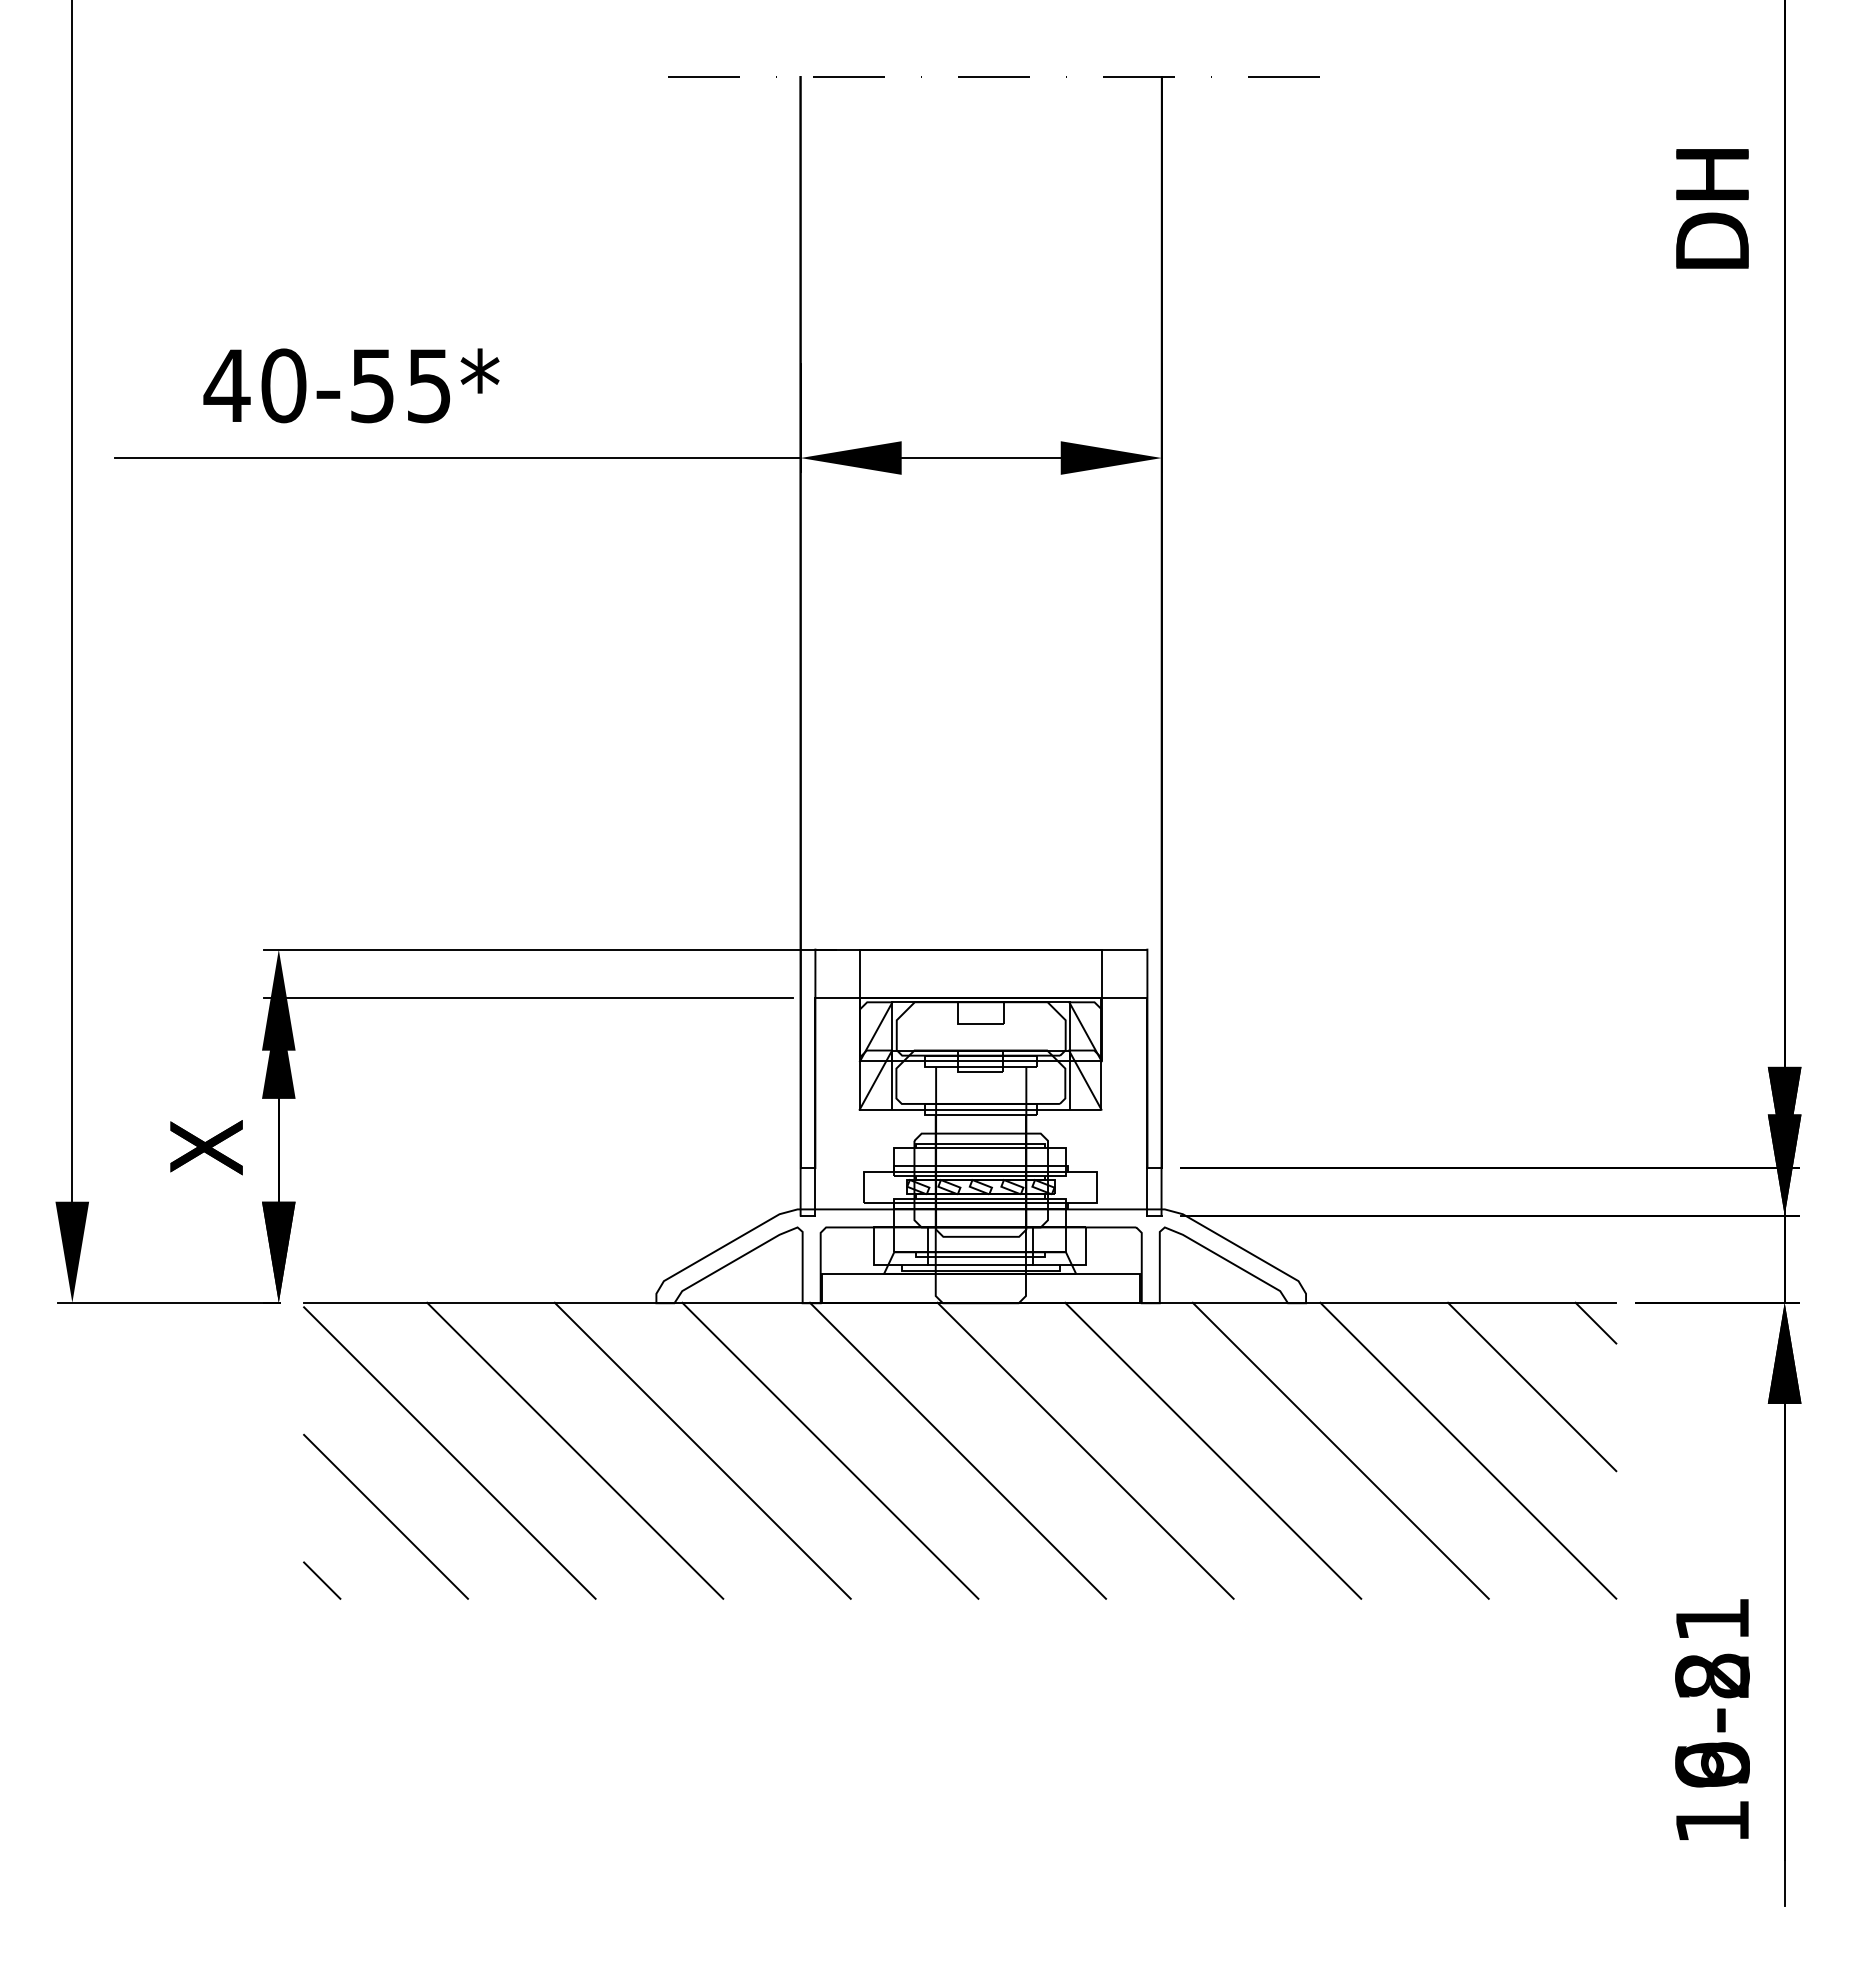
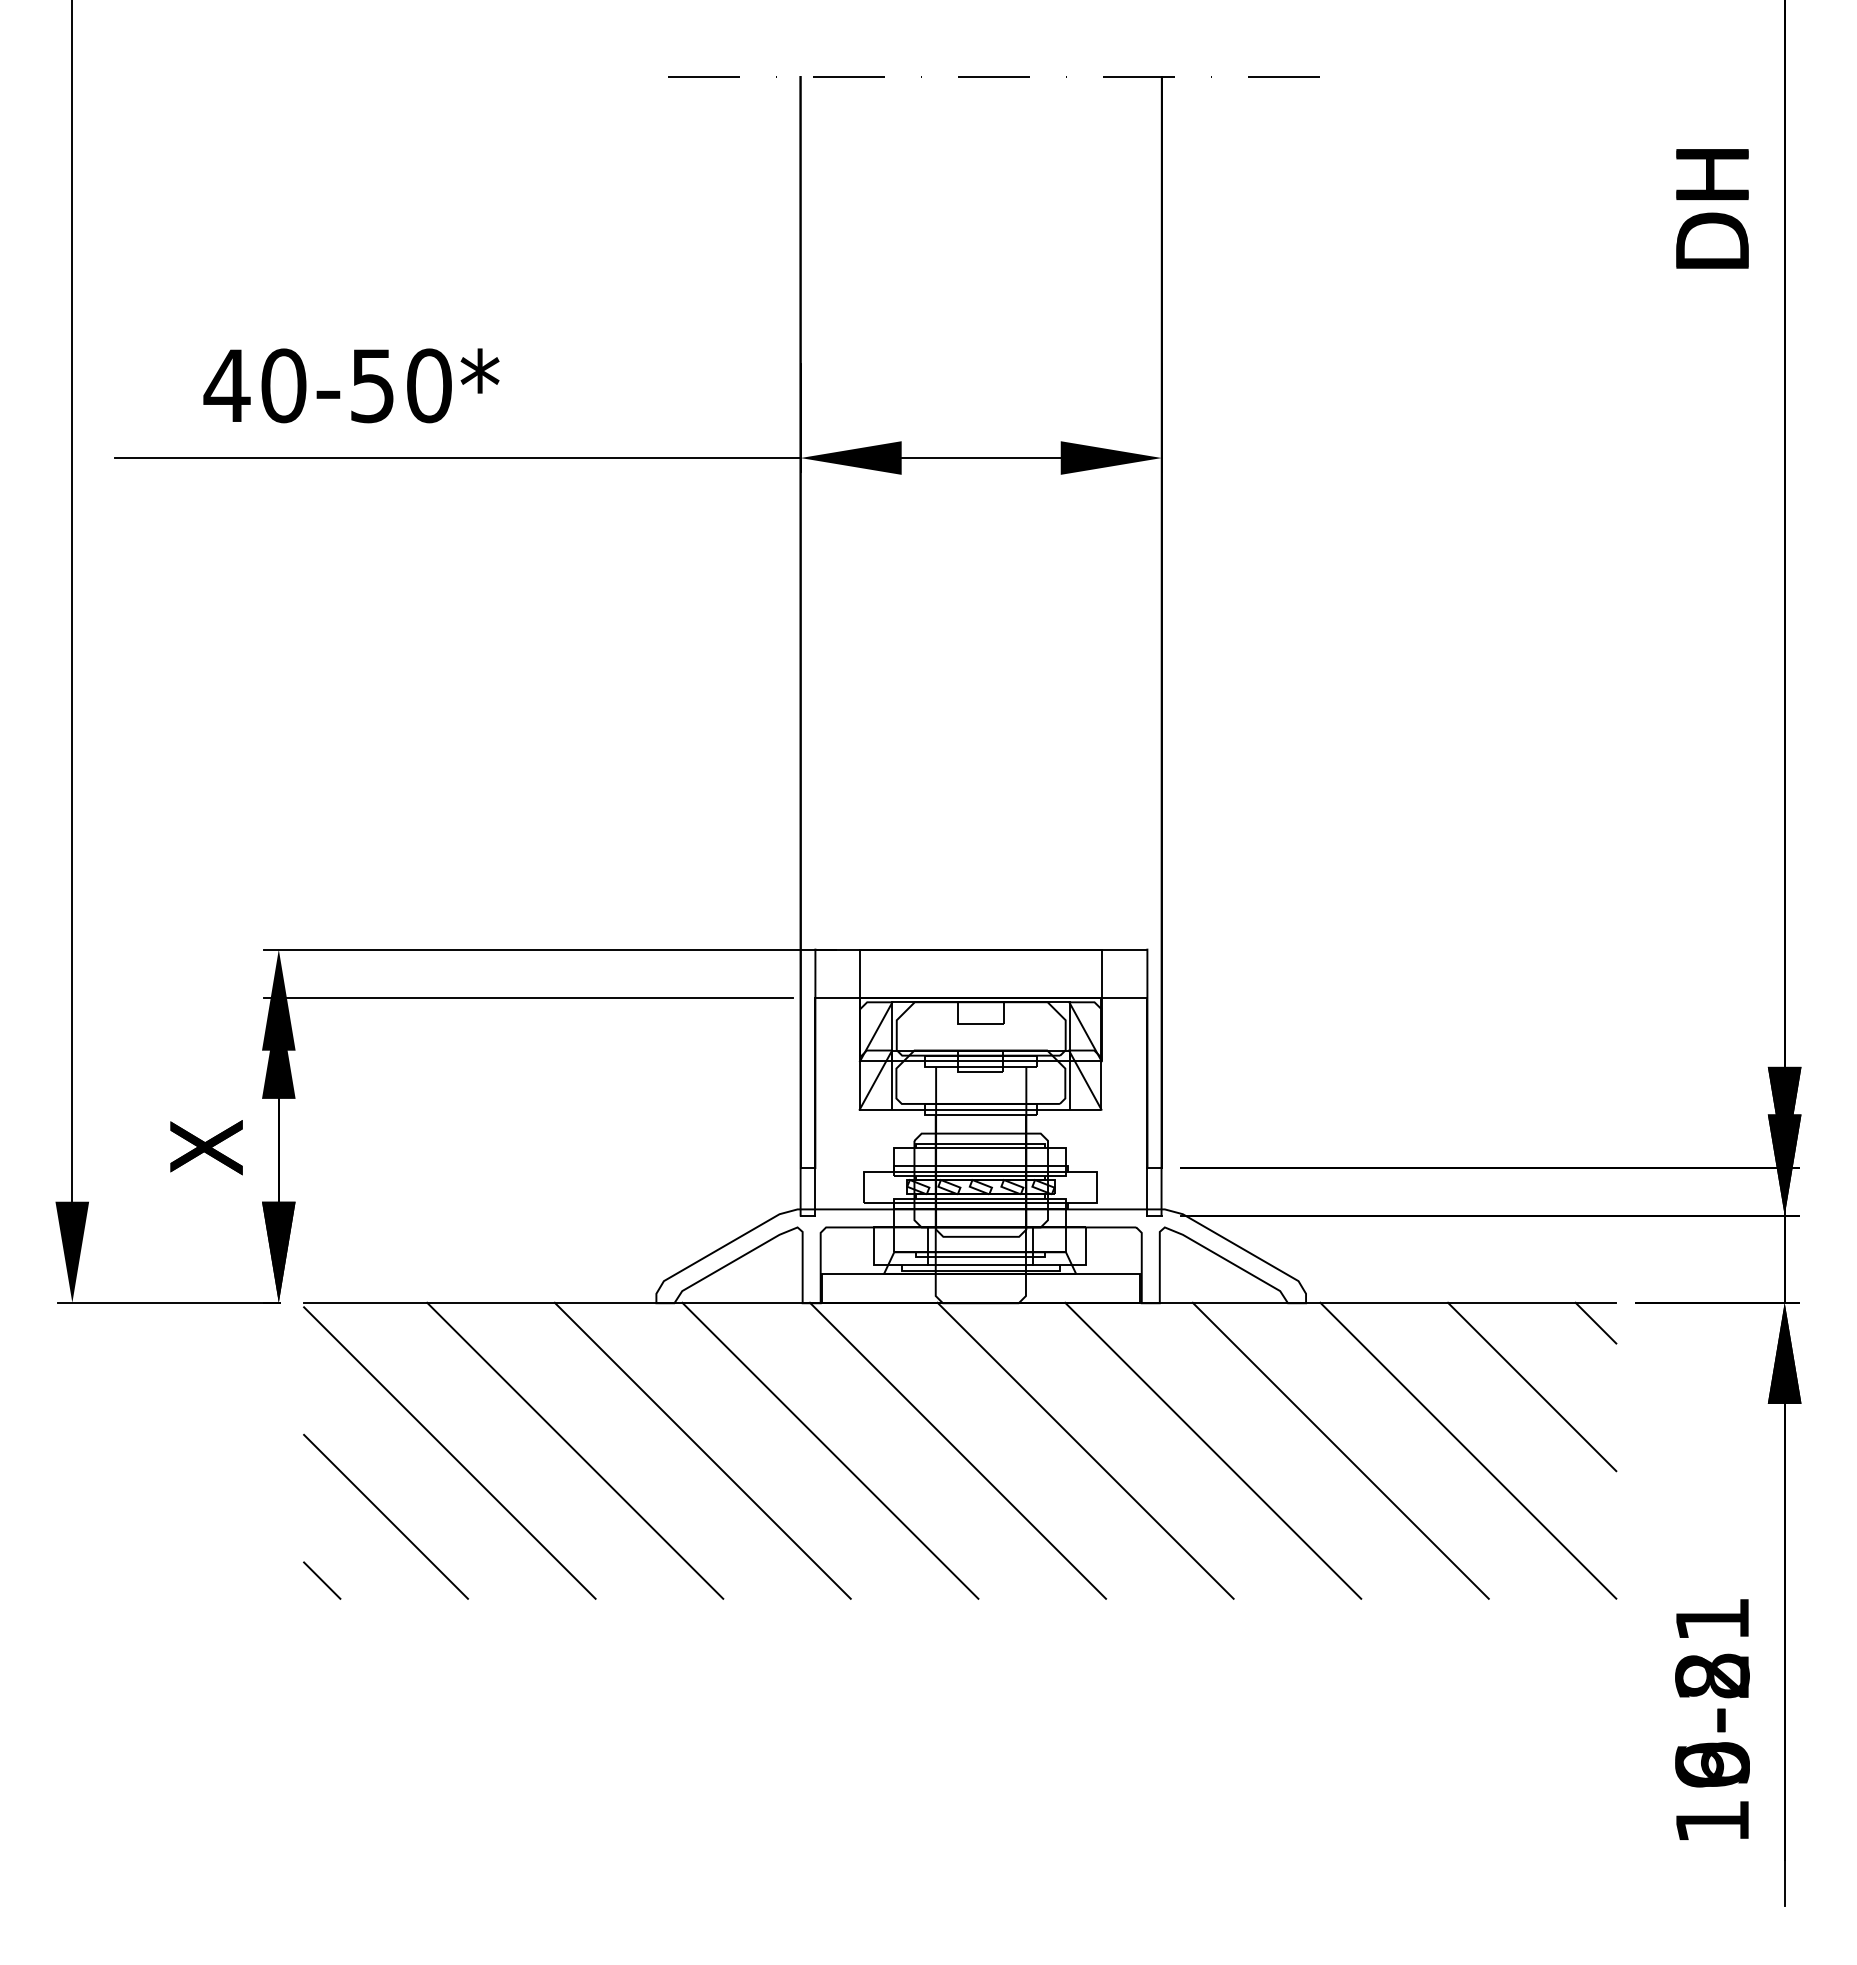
text: 40-55* -> 40-50* (429, 385)
